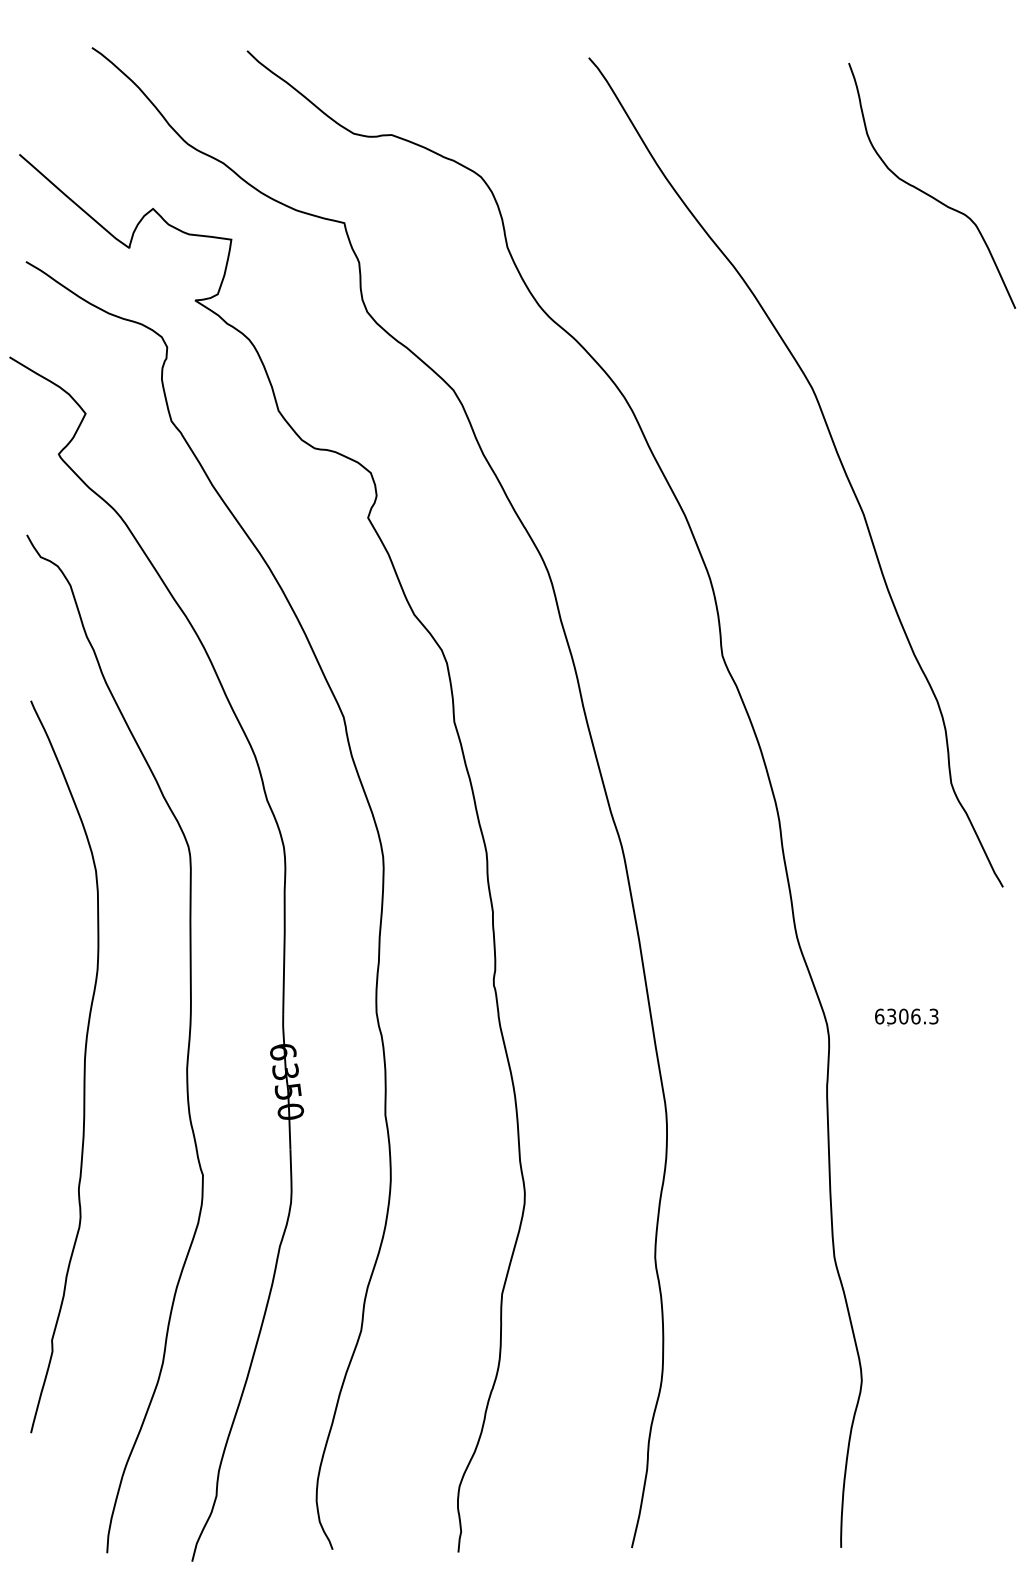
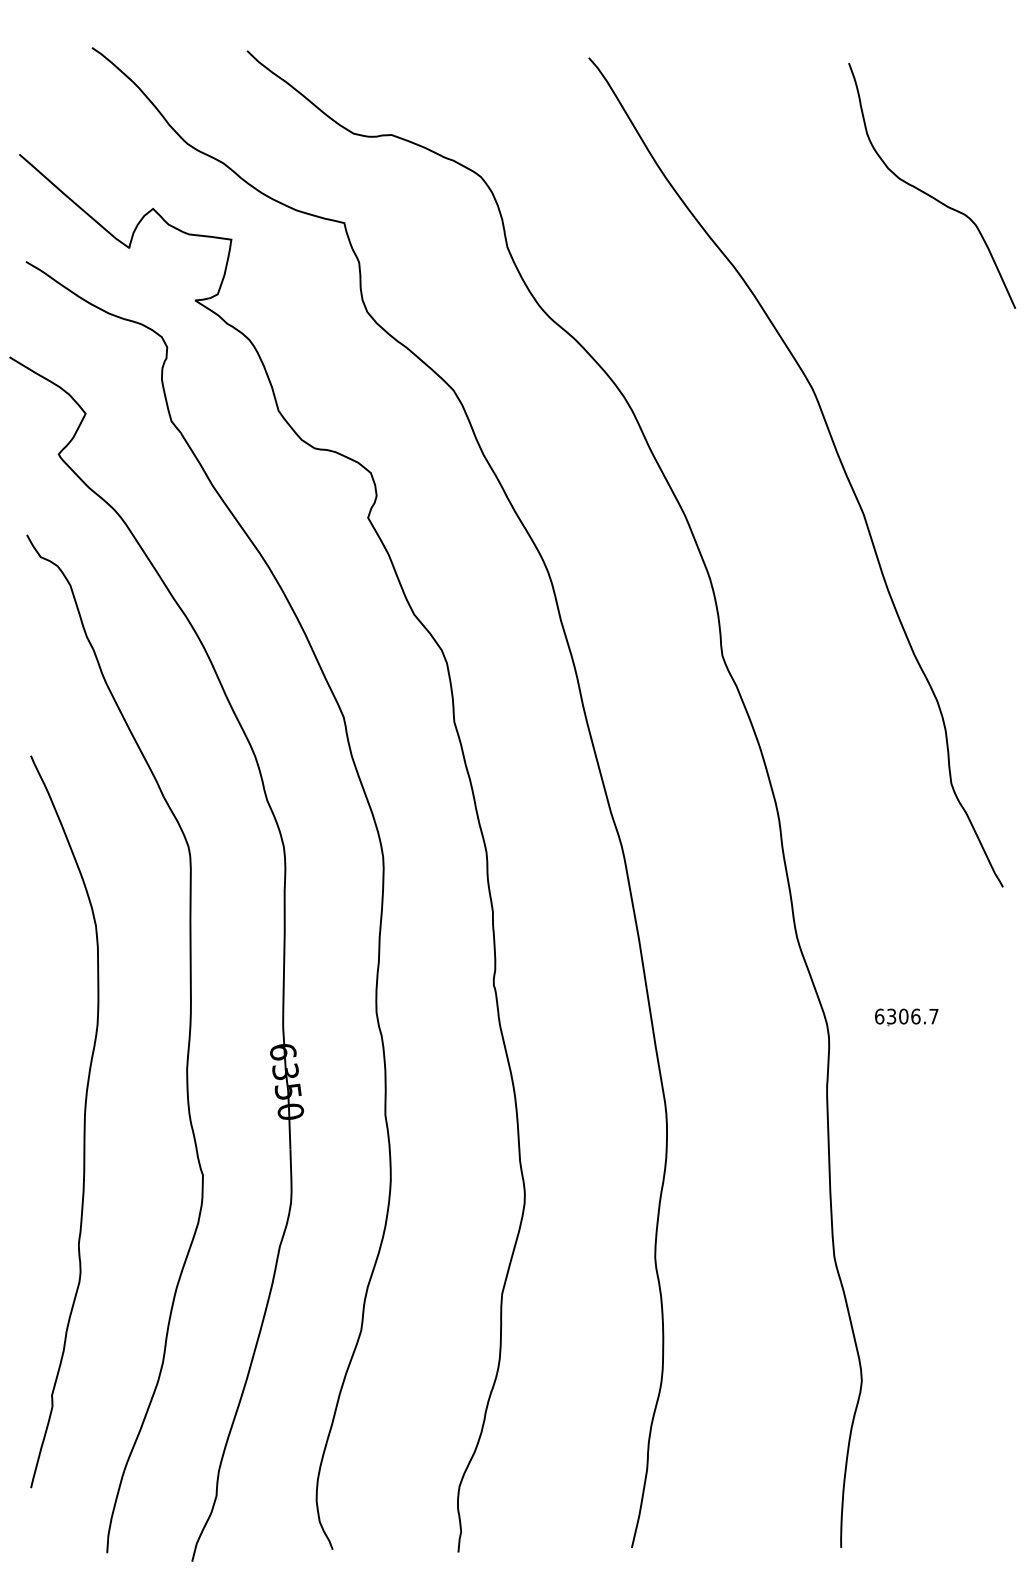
text: 6306.3 -> 6306.7 (933, 1016)
curve position: (83, 1066) -> (83, 1121) (83, 1121)
